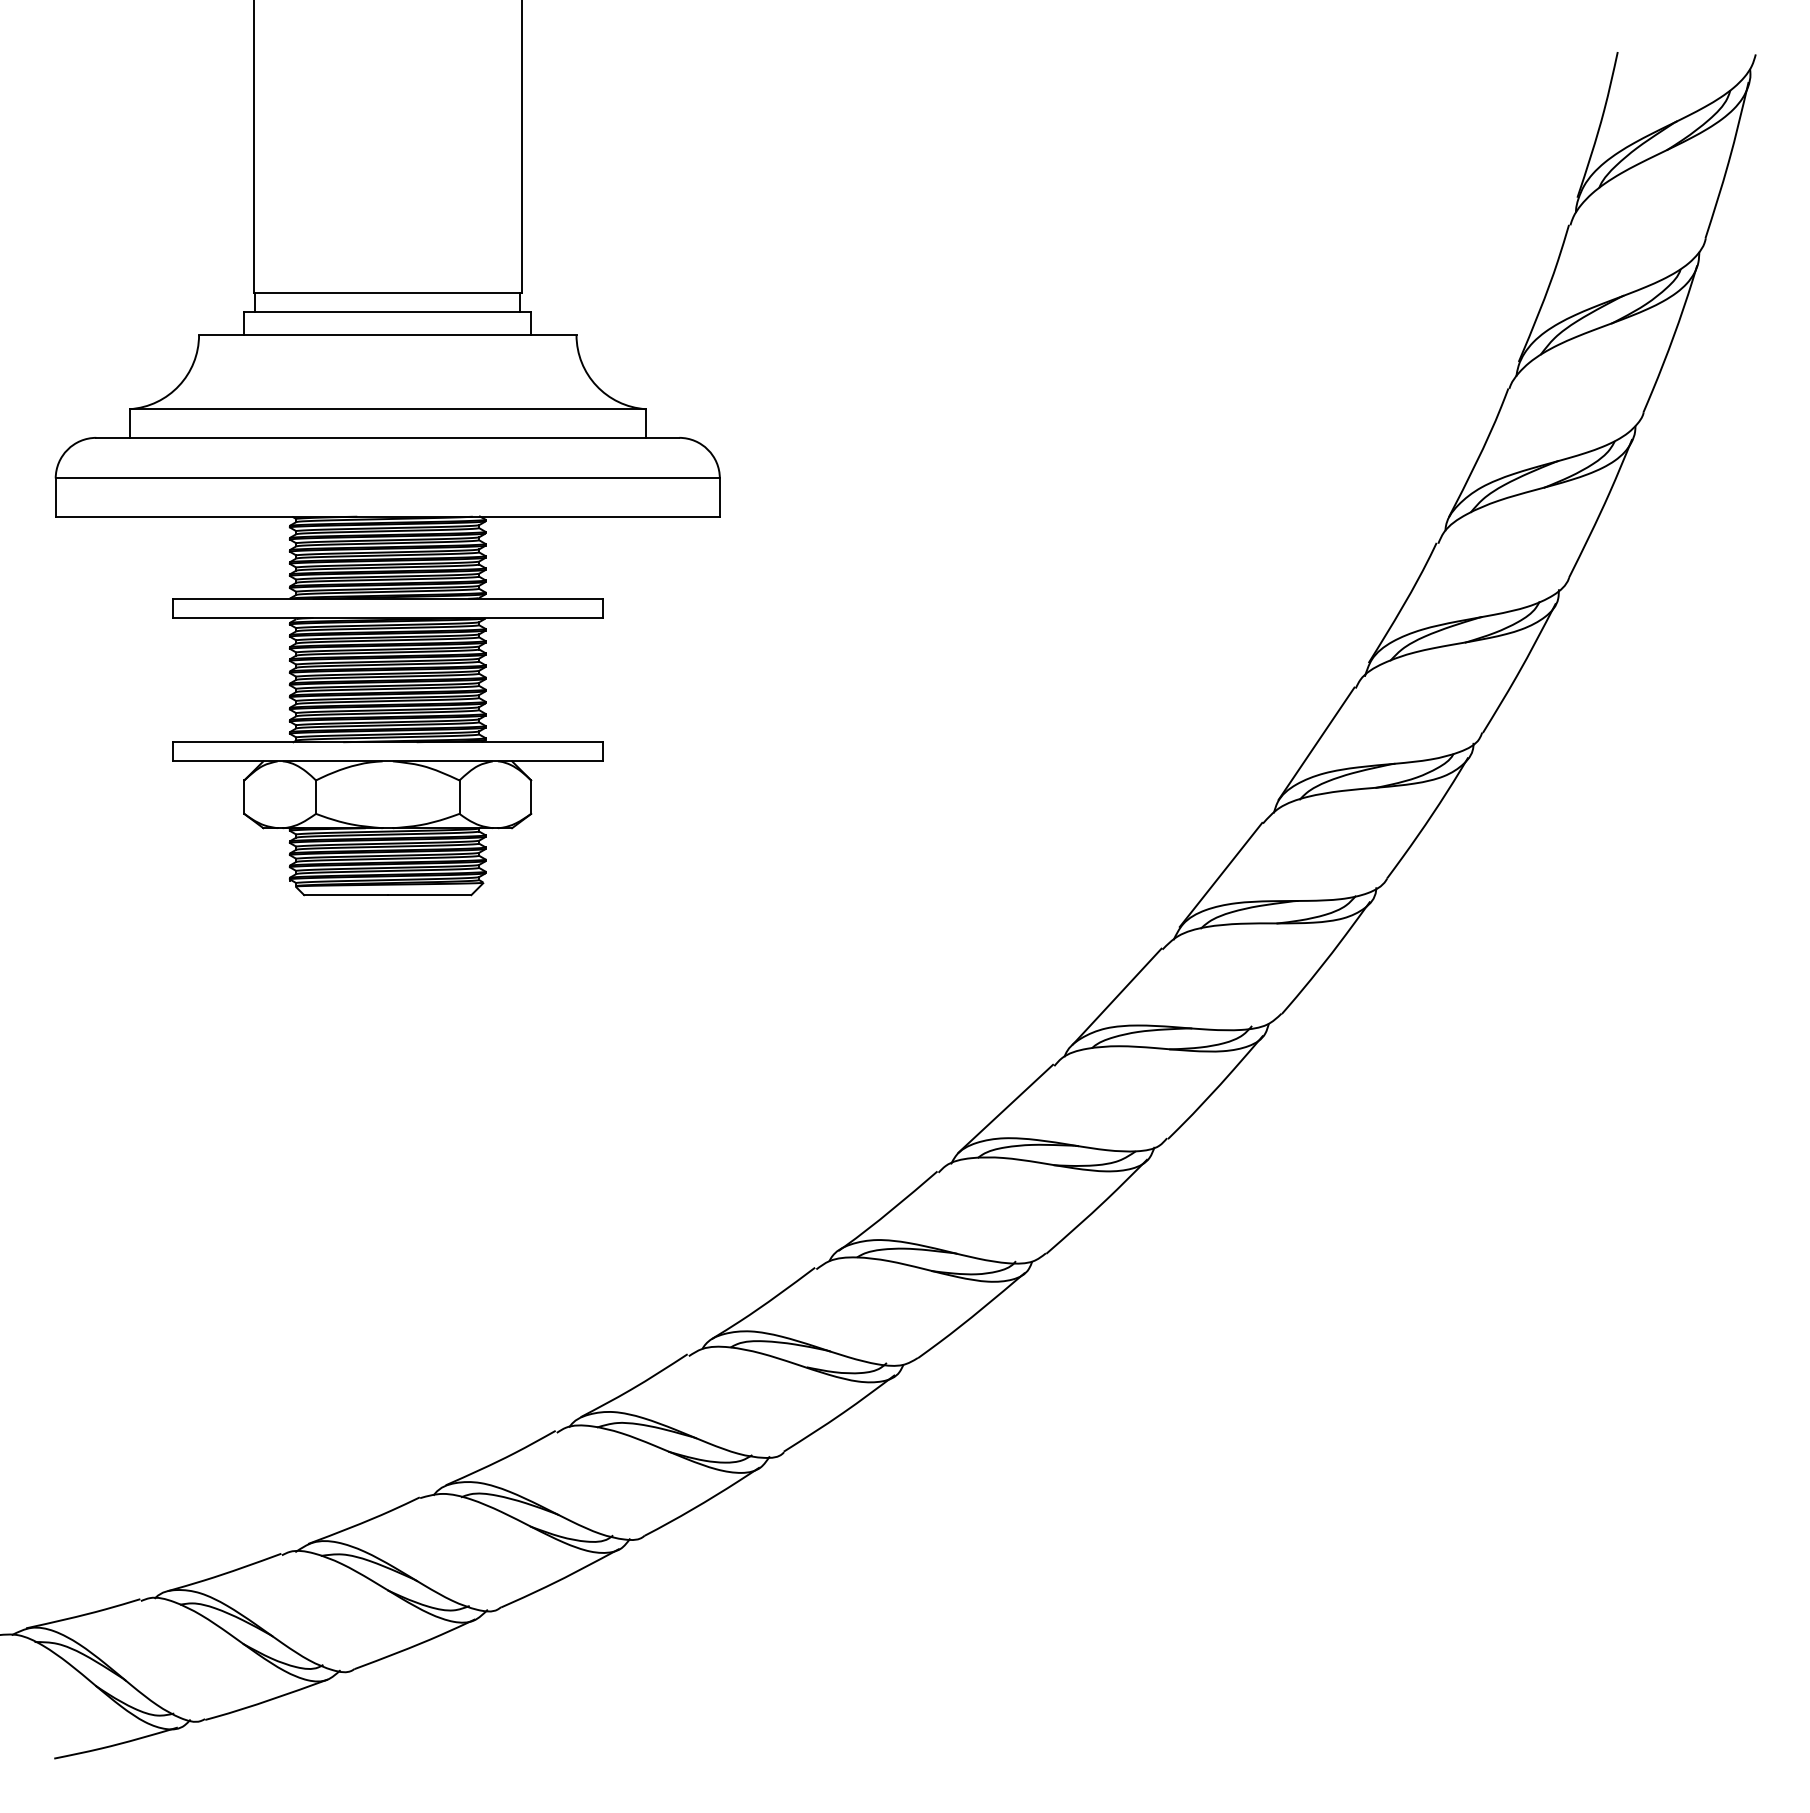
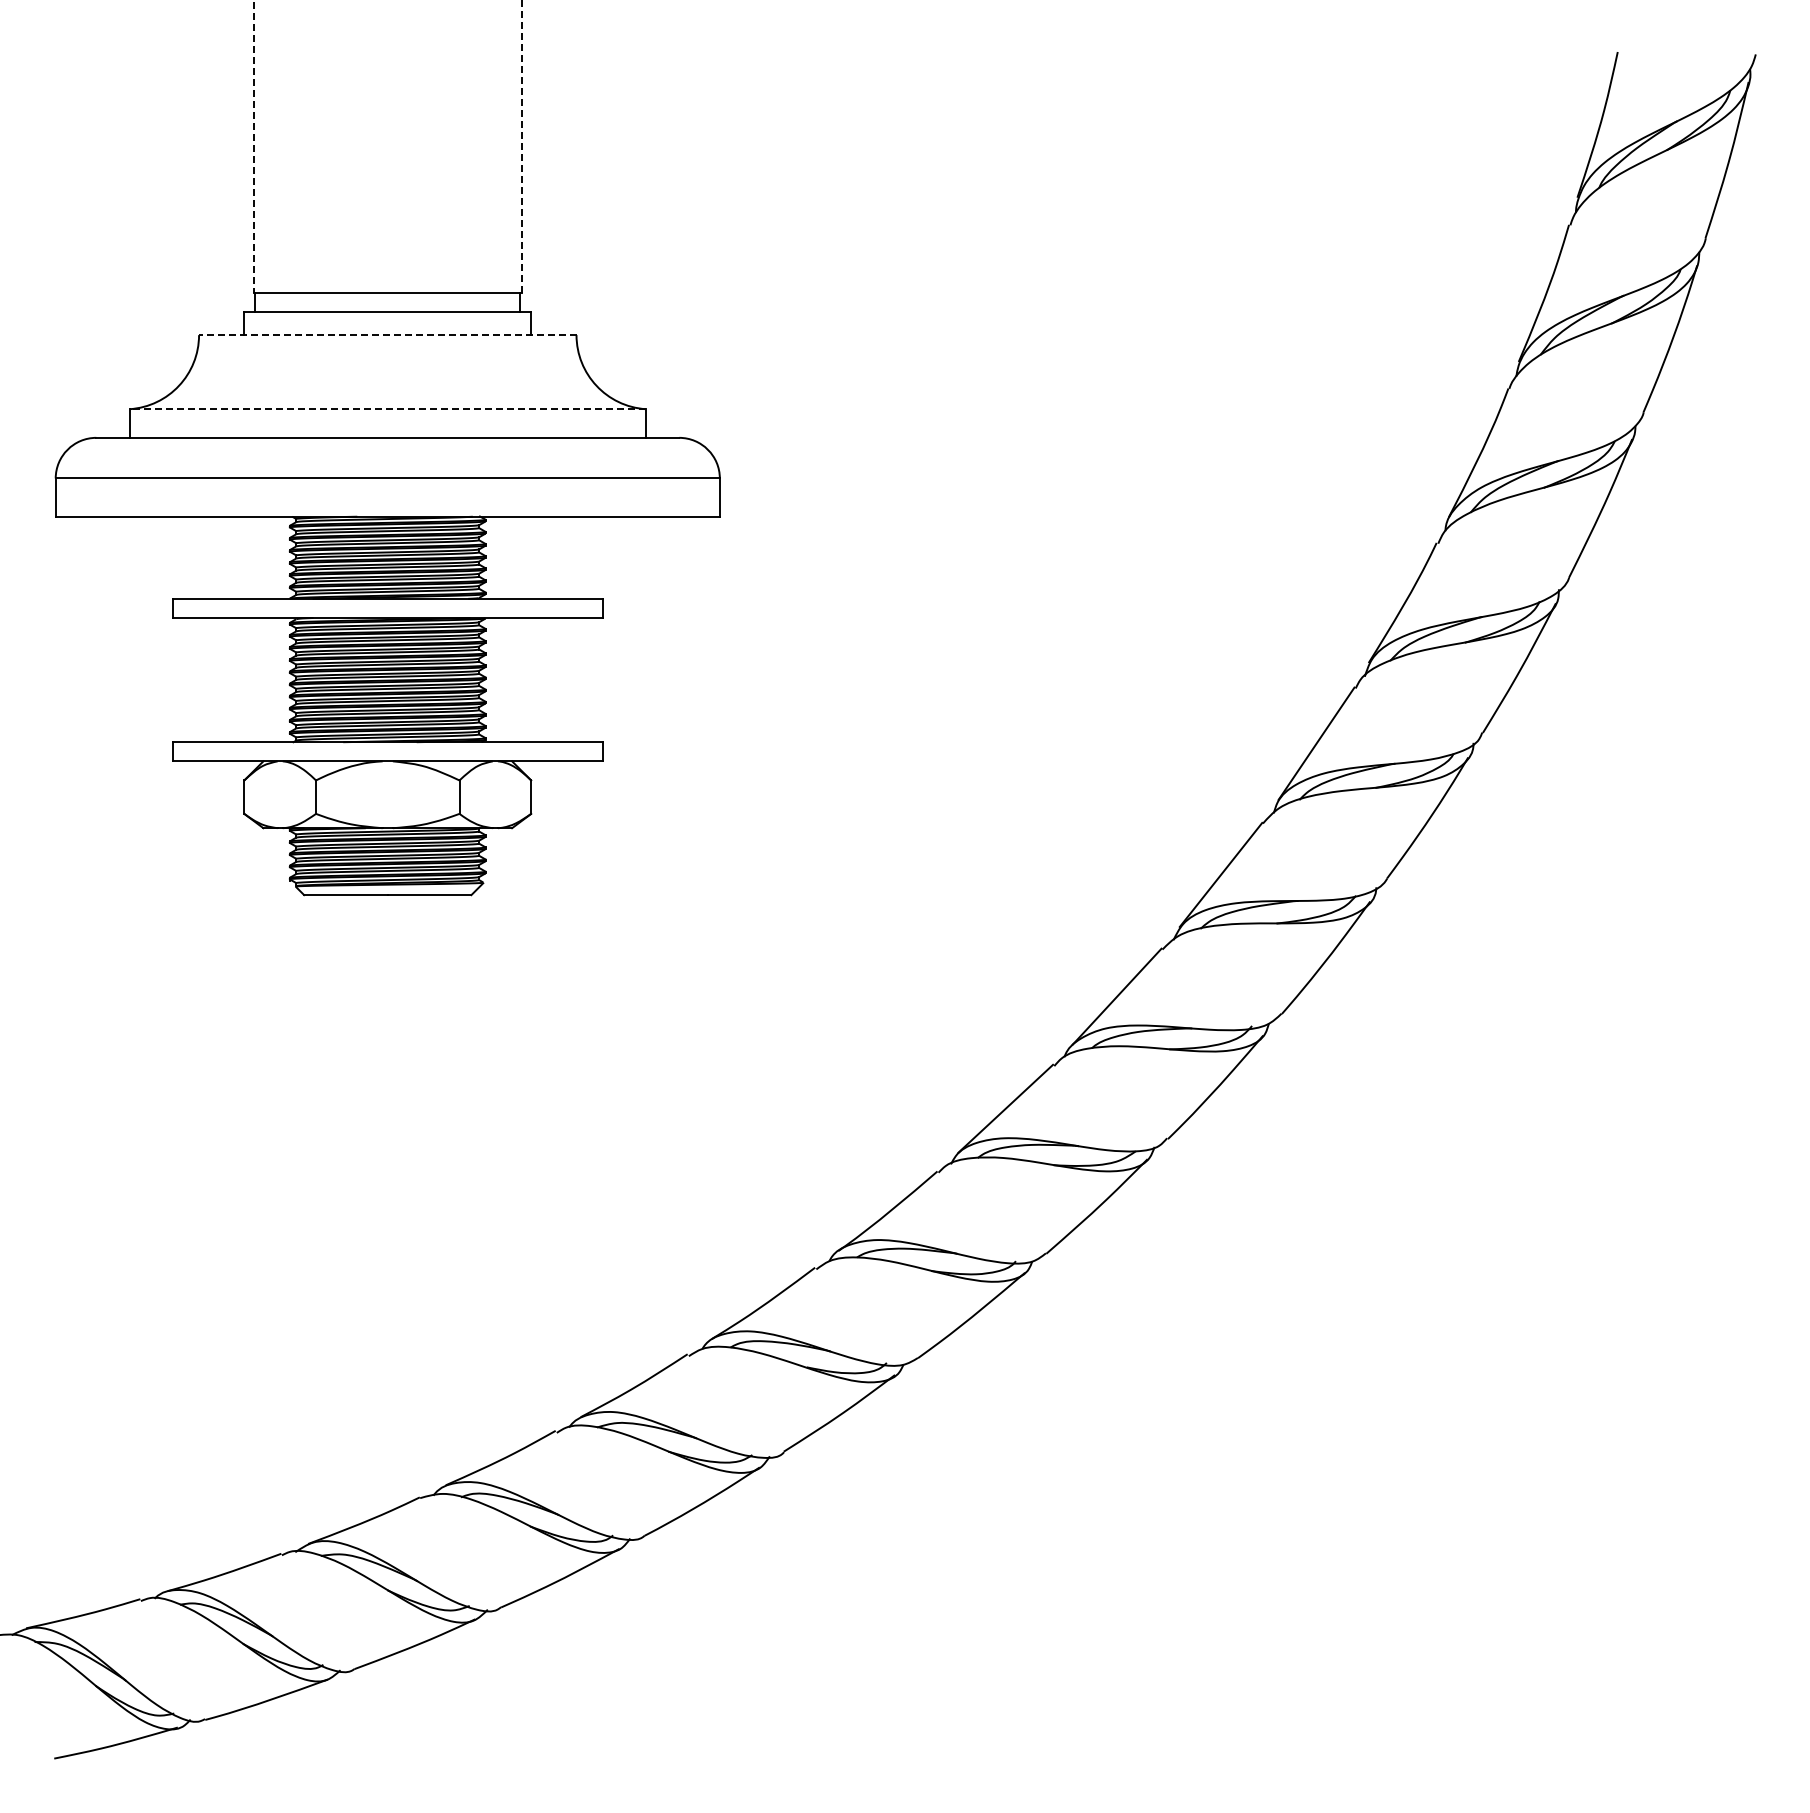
line: solid -> dashed (521, 146)
line: solid -> dashed (254, 147)
line: solid -> dashed (387, 335)
line: solid -> dashed (387, 409)
